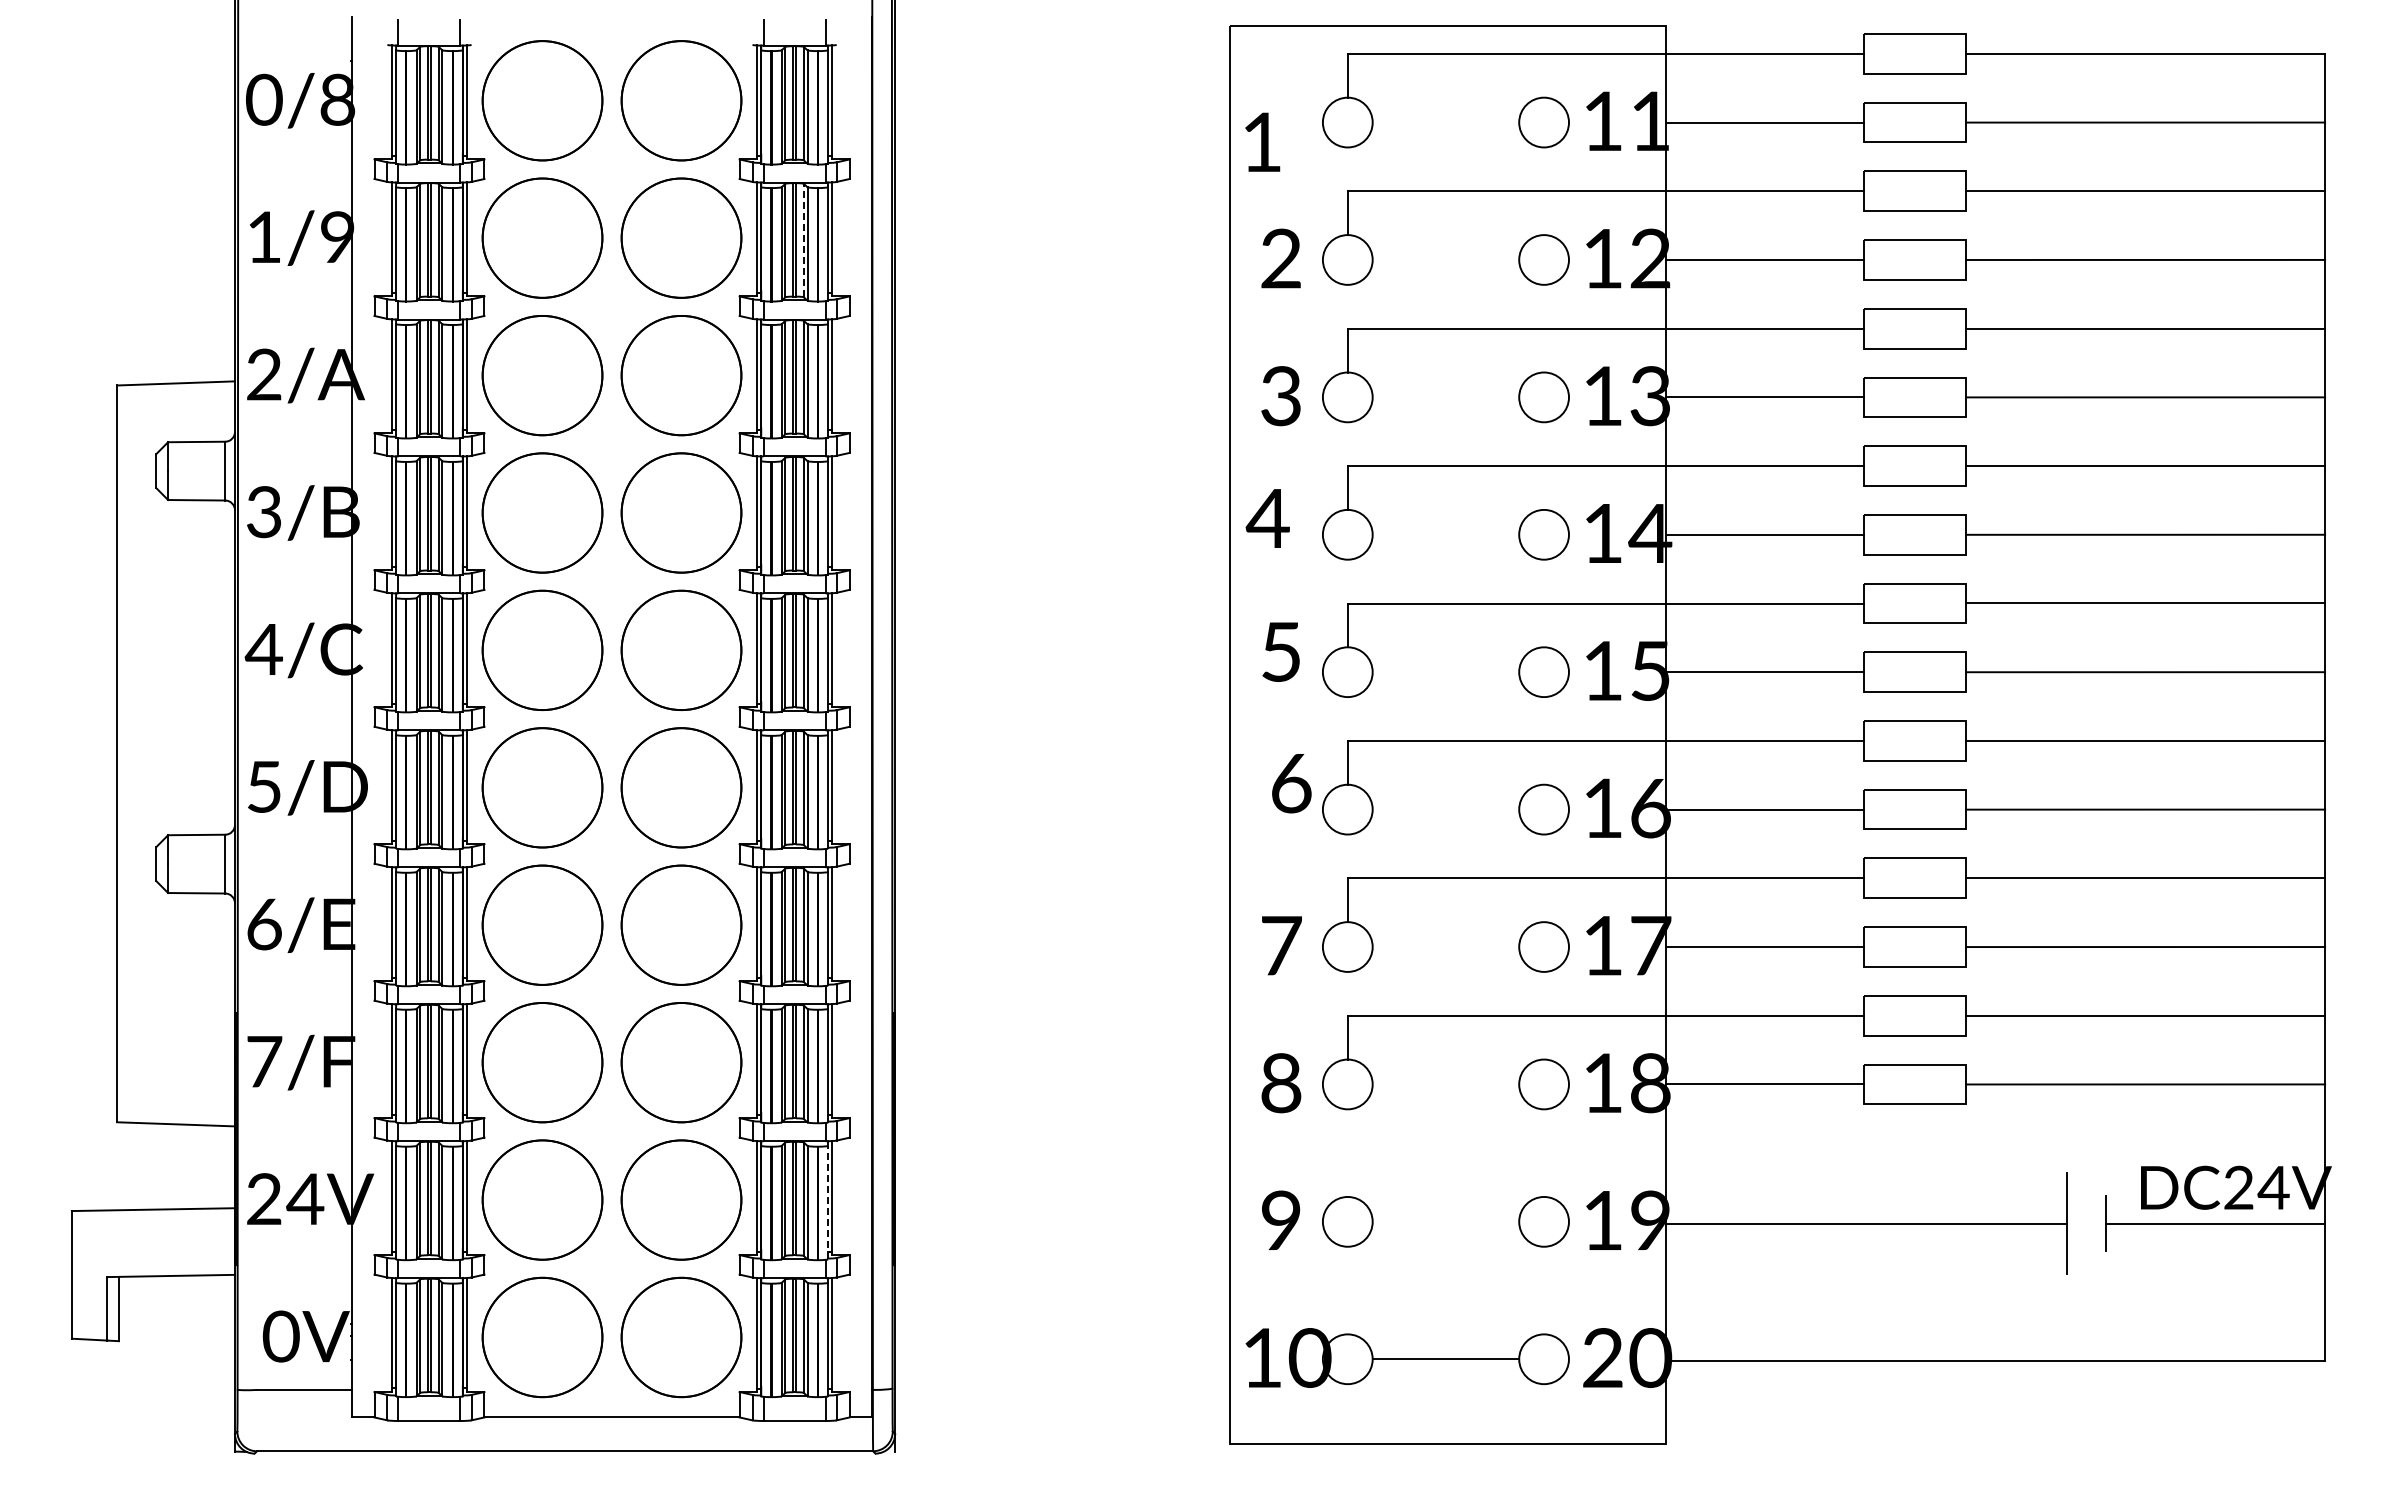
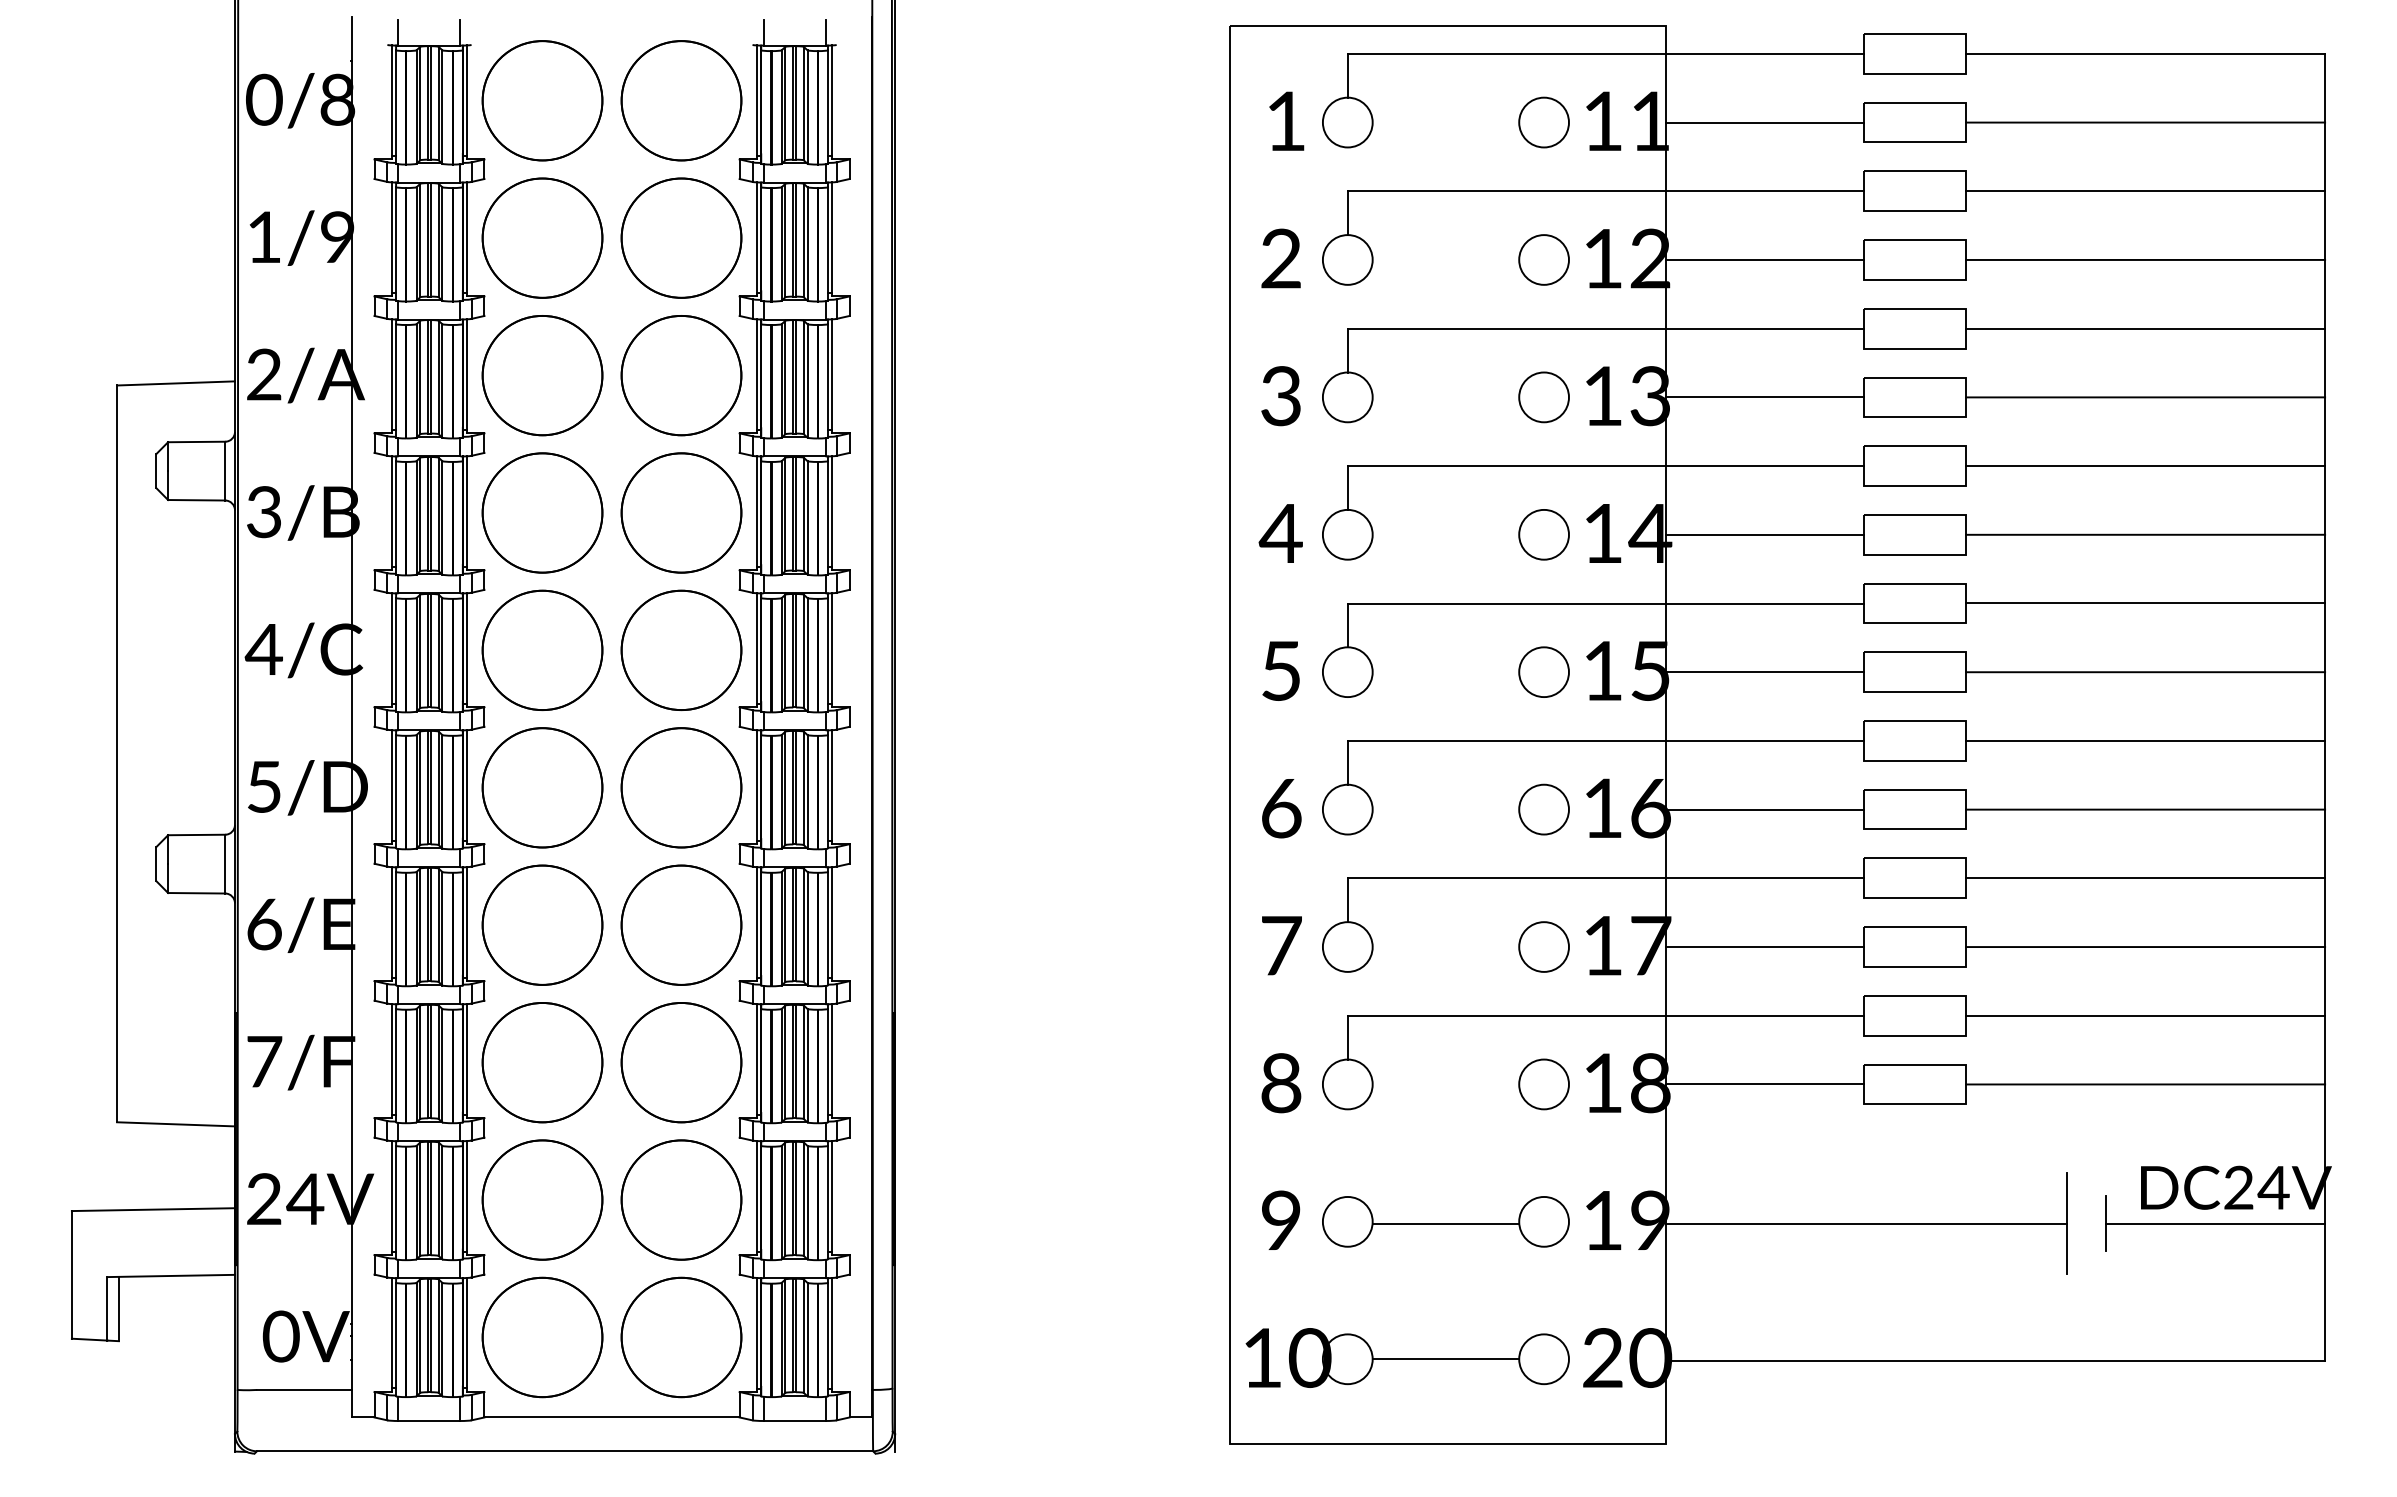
text position: (1262, 141) -> (1286, 120) (1286, 120)
line: dashed -> solid (803, 240)
text position: (1267, 518) -> (1280, 533) (1280, 533)
text position: (1280, 651) -> (1280, 670) (1280, 670)
text position: (1291, 783) -> (1281, 808) (1281, 808)
line: dashed -> solid (827, 1202)
line: none -> present (1445, 1223)
